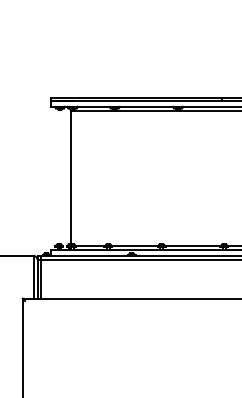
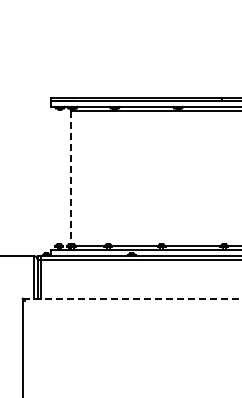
line: solid -> dashed (70, 177)
line: solid -> dashed (132, 298)
